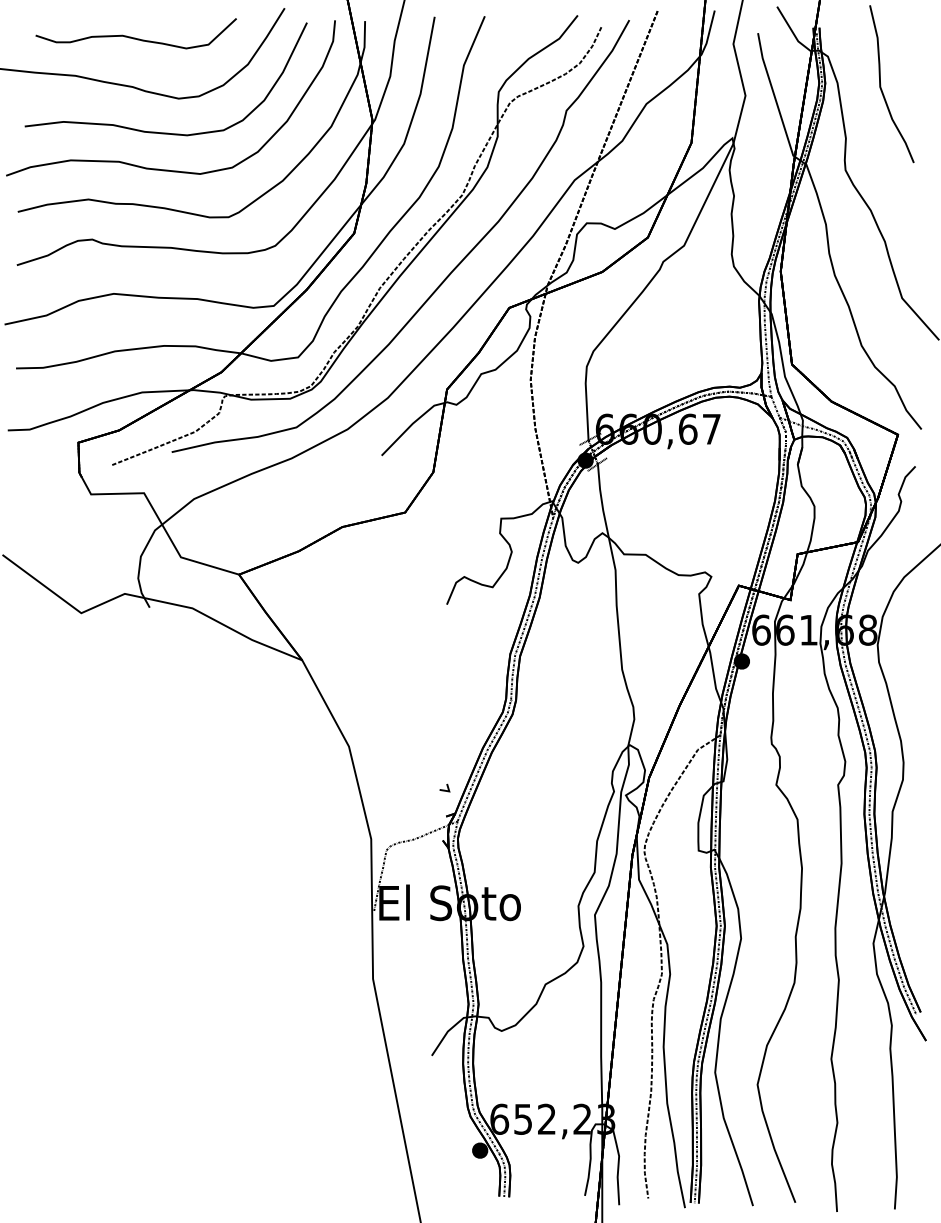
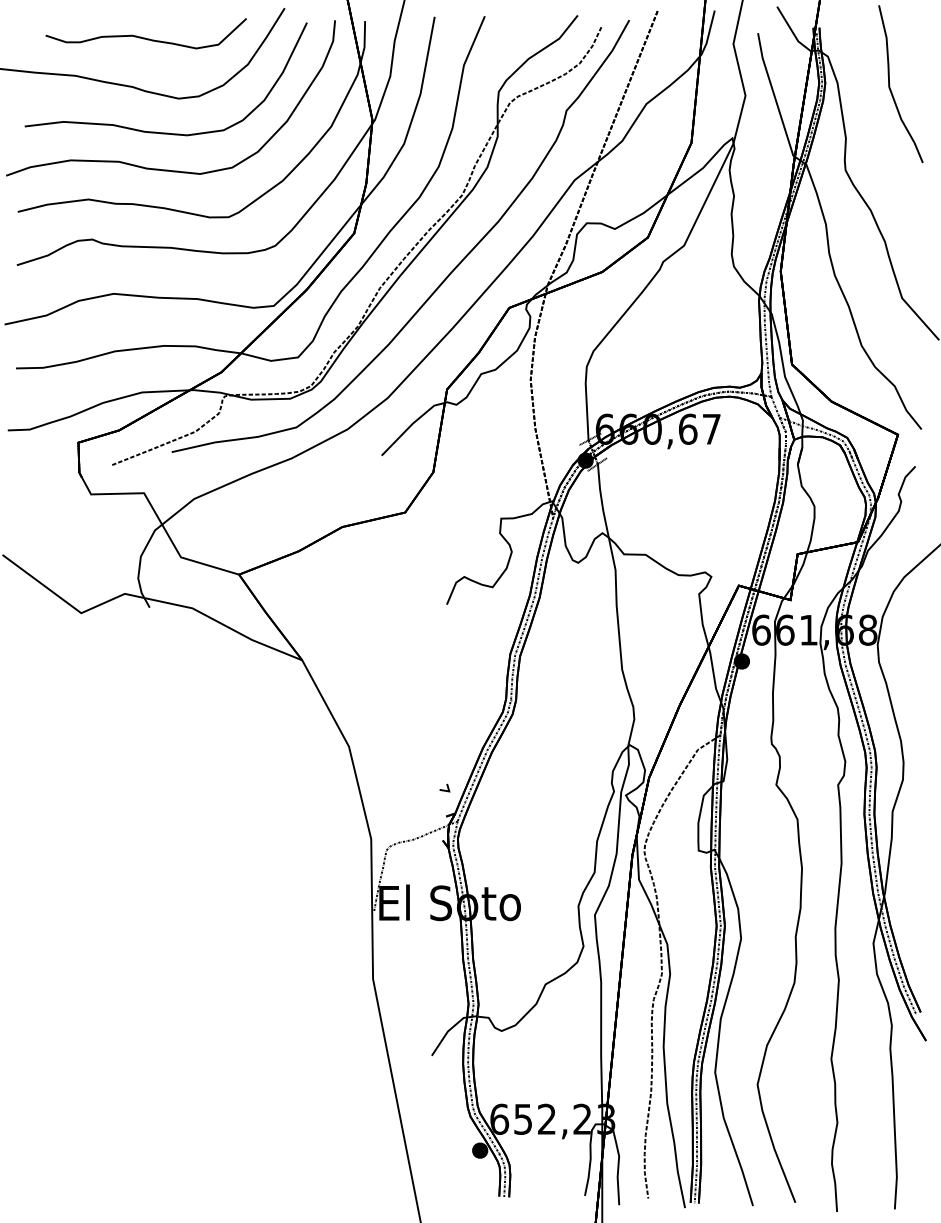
curve position: (135, 37) -> (145, 37) (145, 37)
curve position: (881, 84) -> (890, 84) (890, 84)
